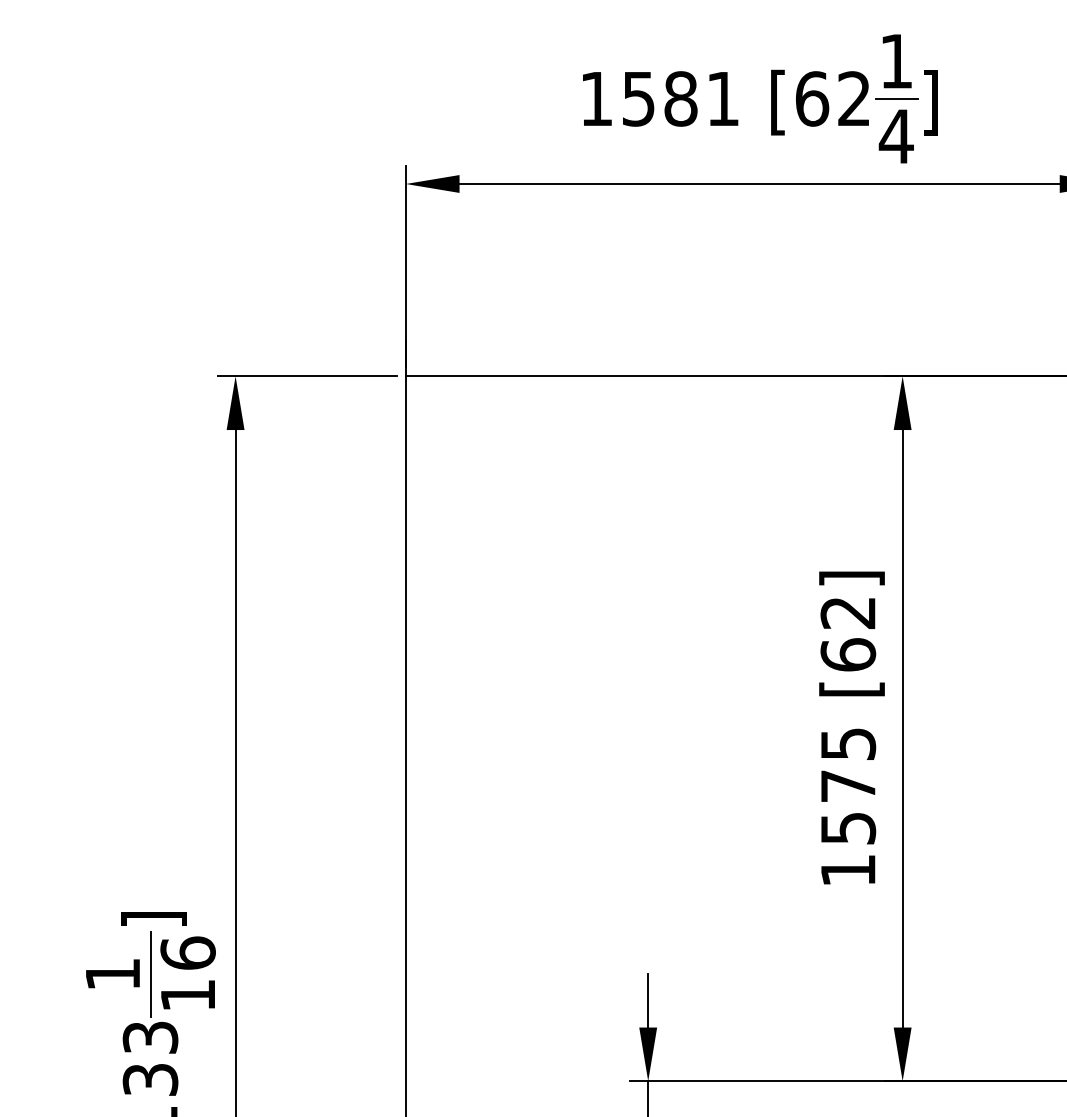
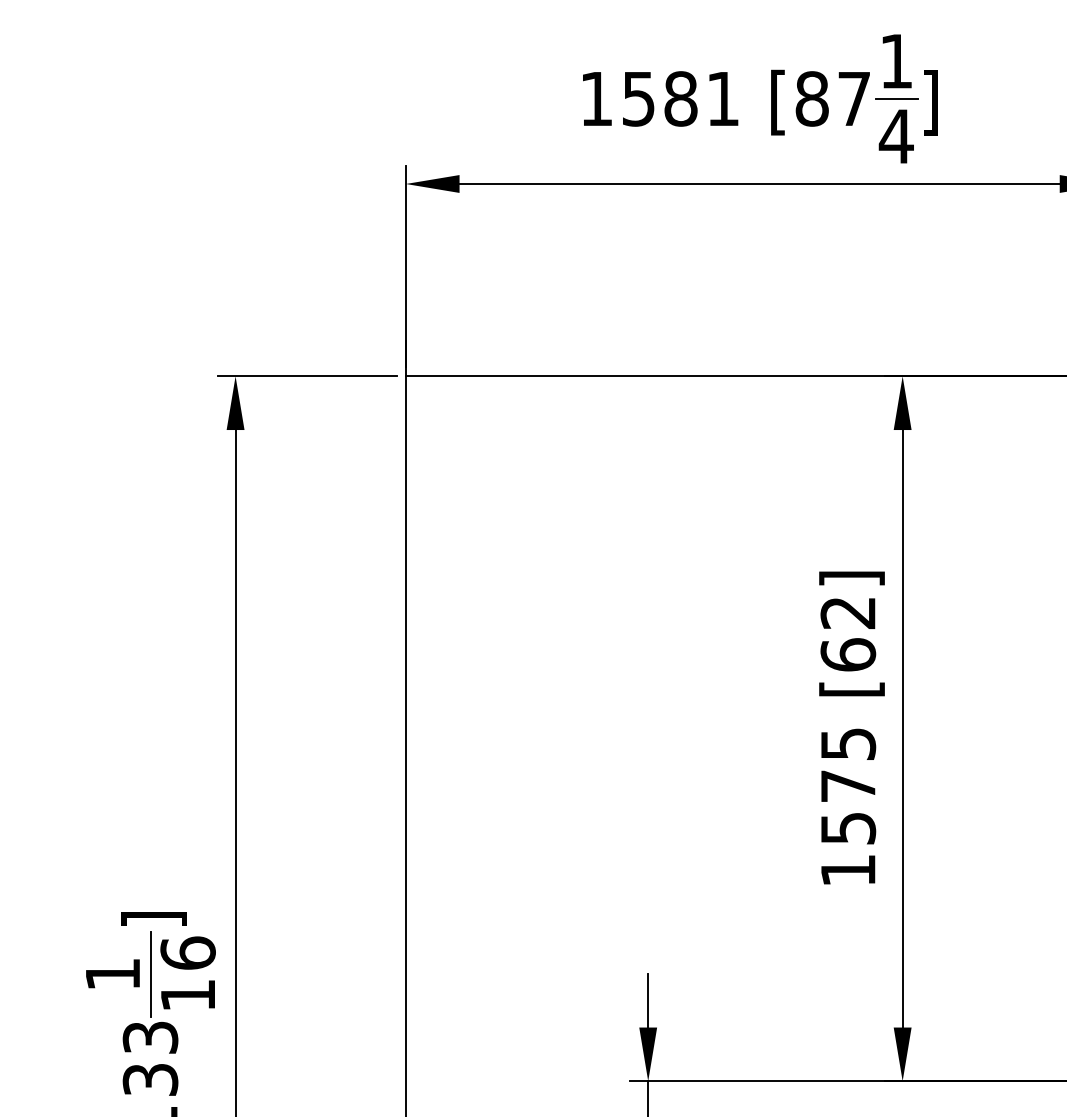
text: [62 -> [87 (832, 98)
